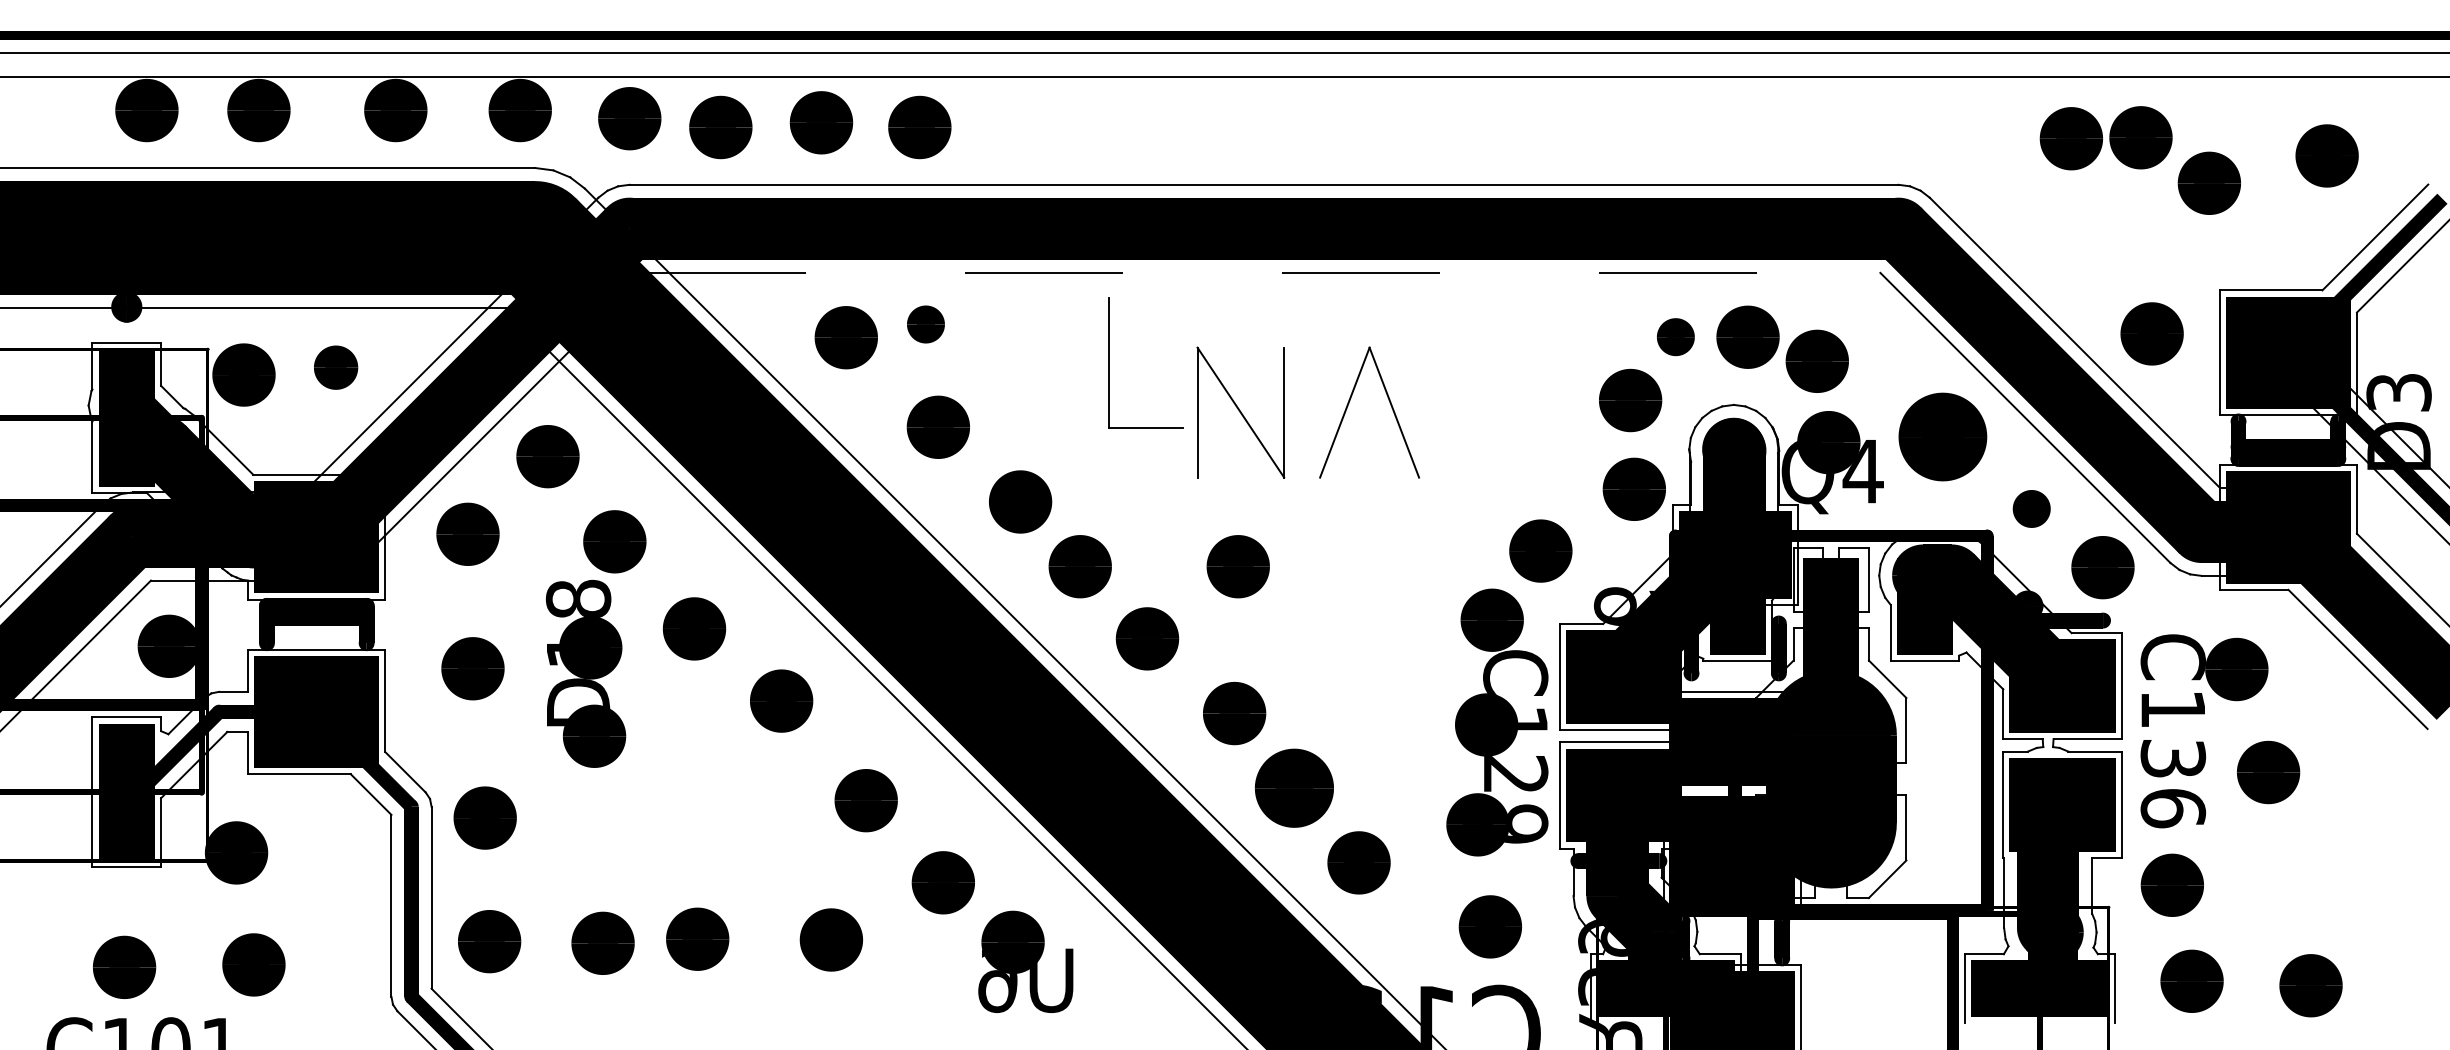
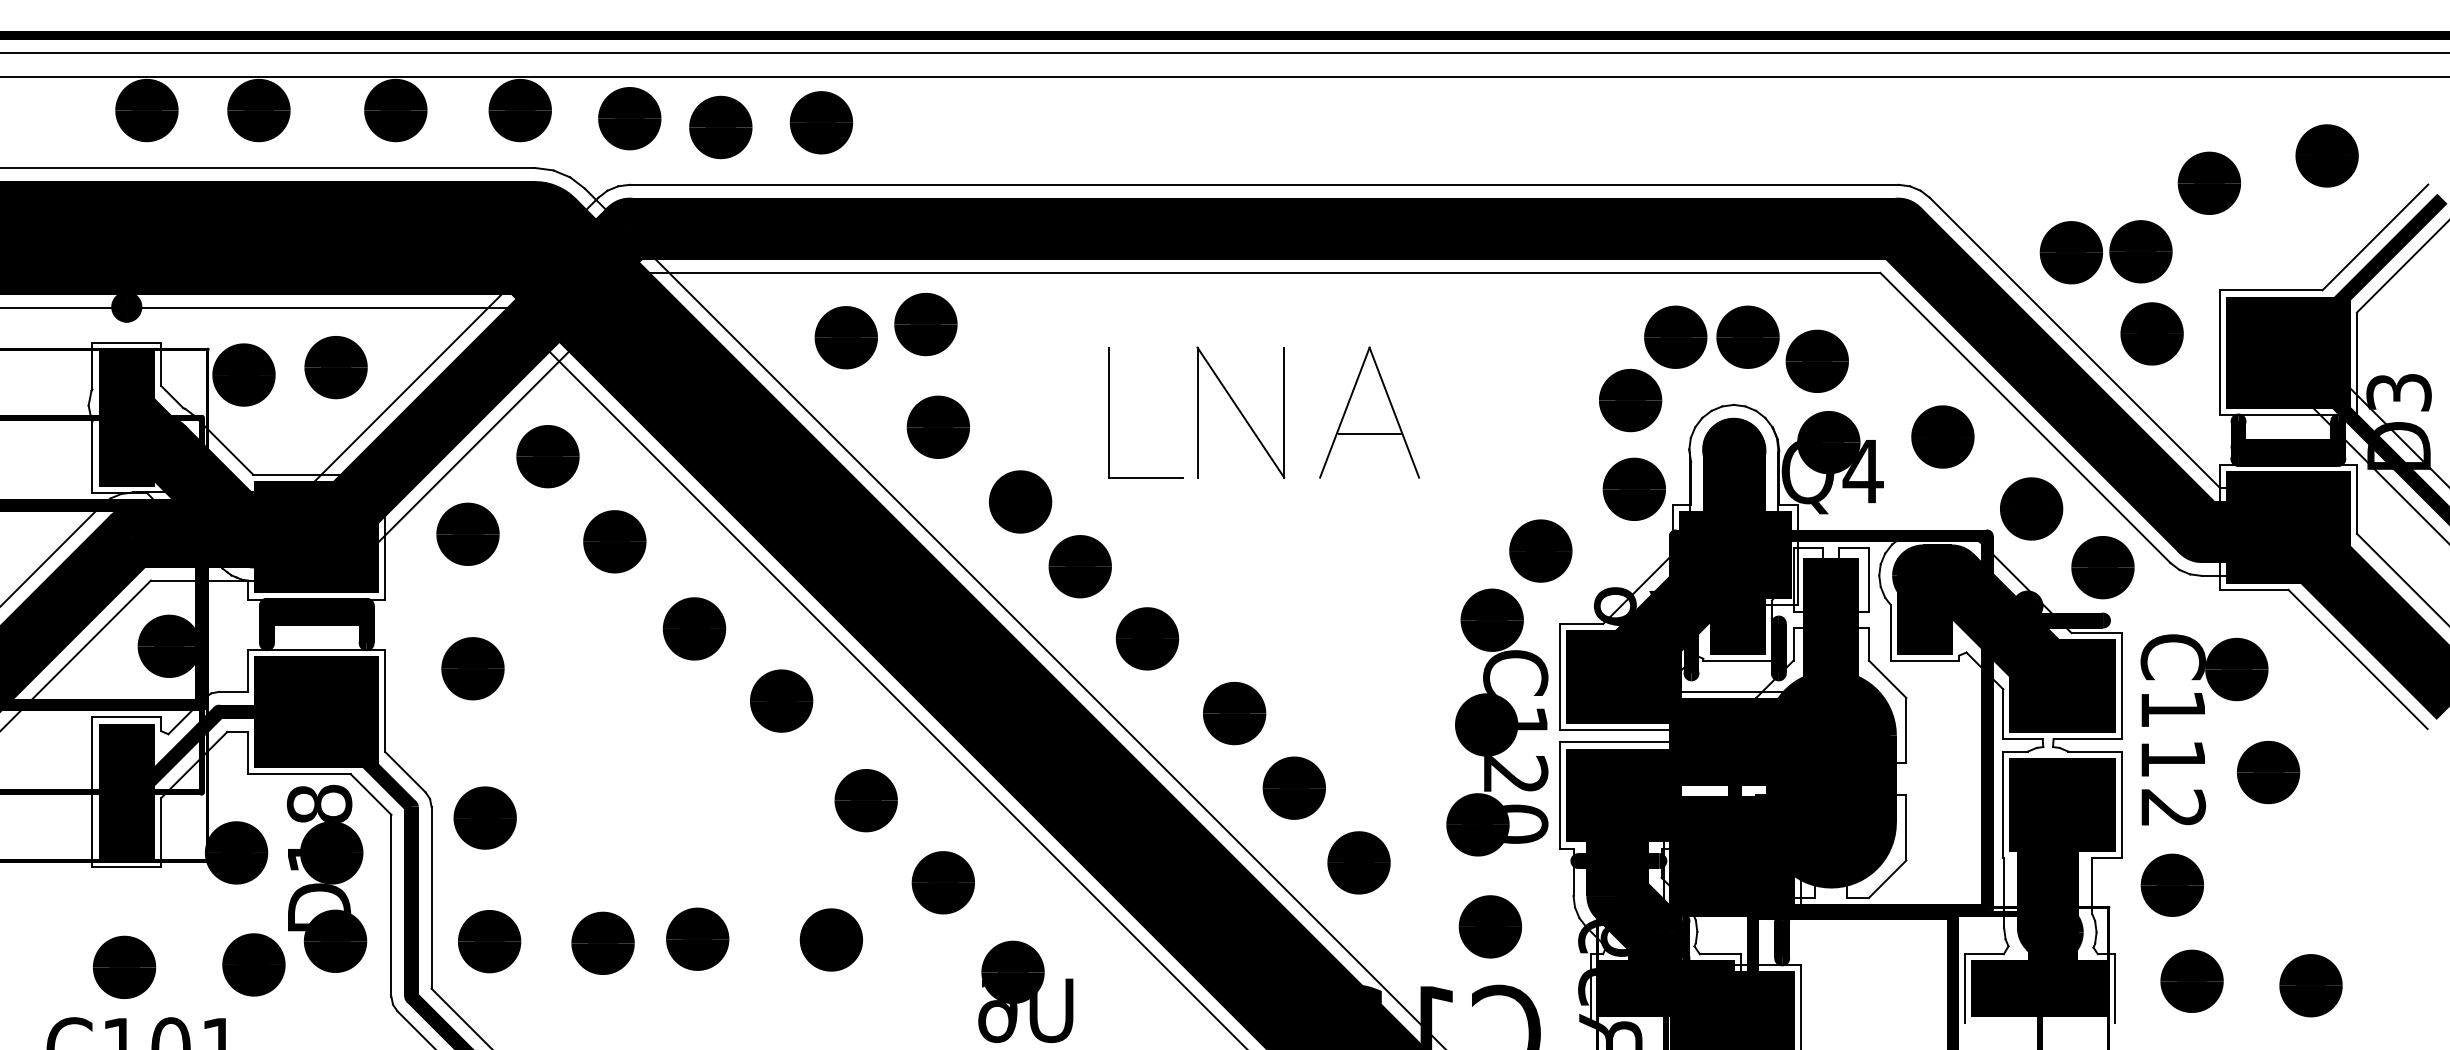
part: present -> none (919, 127)
part position: (2105, 138) -> (2105, 252) (2105, 252)
line: dashed -> solid (1264, 272)
part size: 38x39 px -> 64x65 px (925, 324)
part size: 39x39 px -> 64x64 px (1675, 336)
part position: (1109, 362) -> (1109, 412) (1109, 412)
part size: 45x45 px -> 64x64 px (335, 367)
line: none -> present (1369, 434)
part size: 90x90 px -> 64x64 px (1942, 436)
part size: 39x38 px -> 64x64 px (2031, 508)
part: present -> none (1237, 566)
text position: (585, 673) -> (326, 878) (326, 878)
text: C136 -> C112 (2173, 784)
part size: 80x80 px -> 64x64 px (1293, 787)
text: C129 -> C120 (1525, 823)
text position: (1025, 961) -> (1025, 991) (1025, 991)
